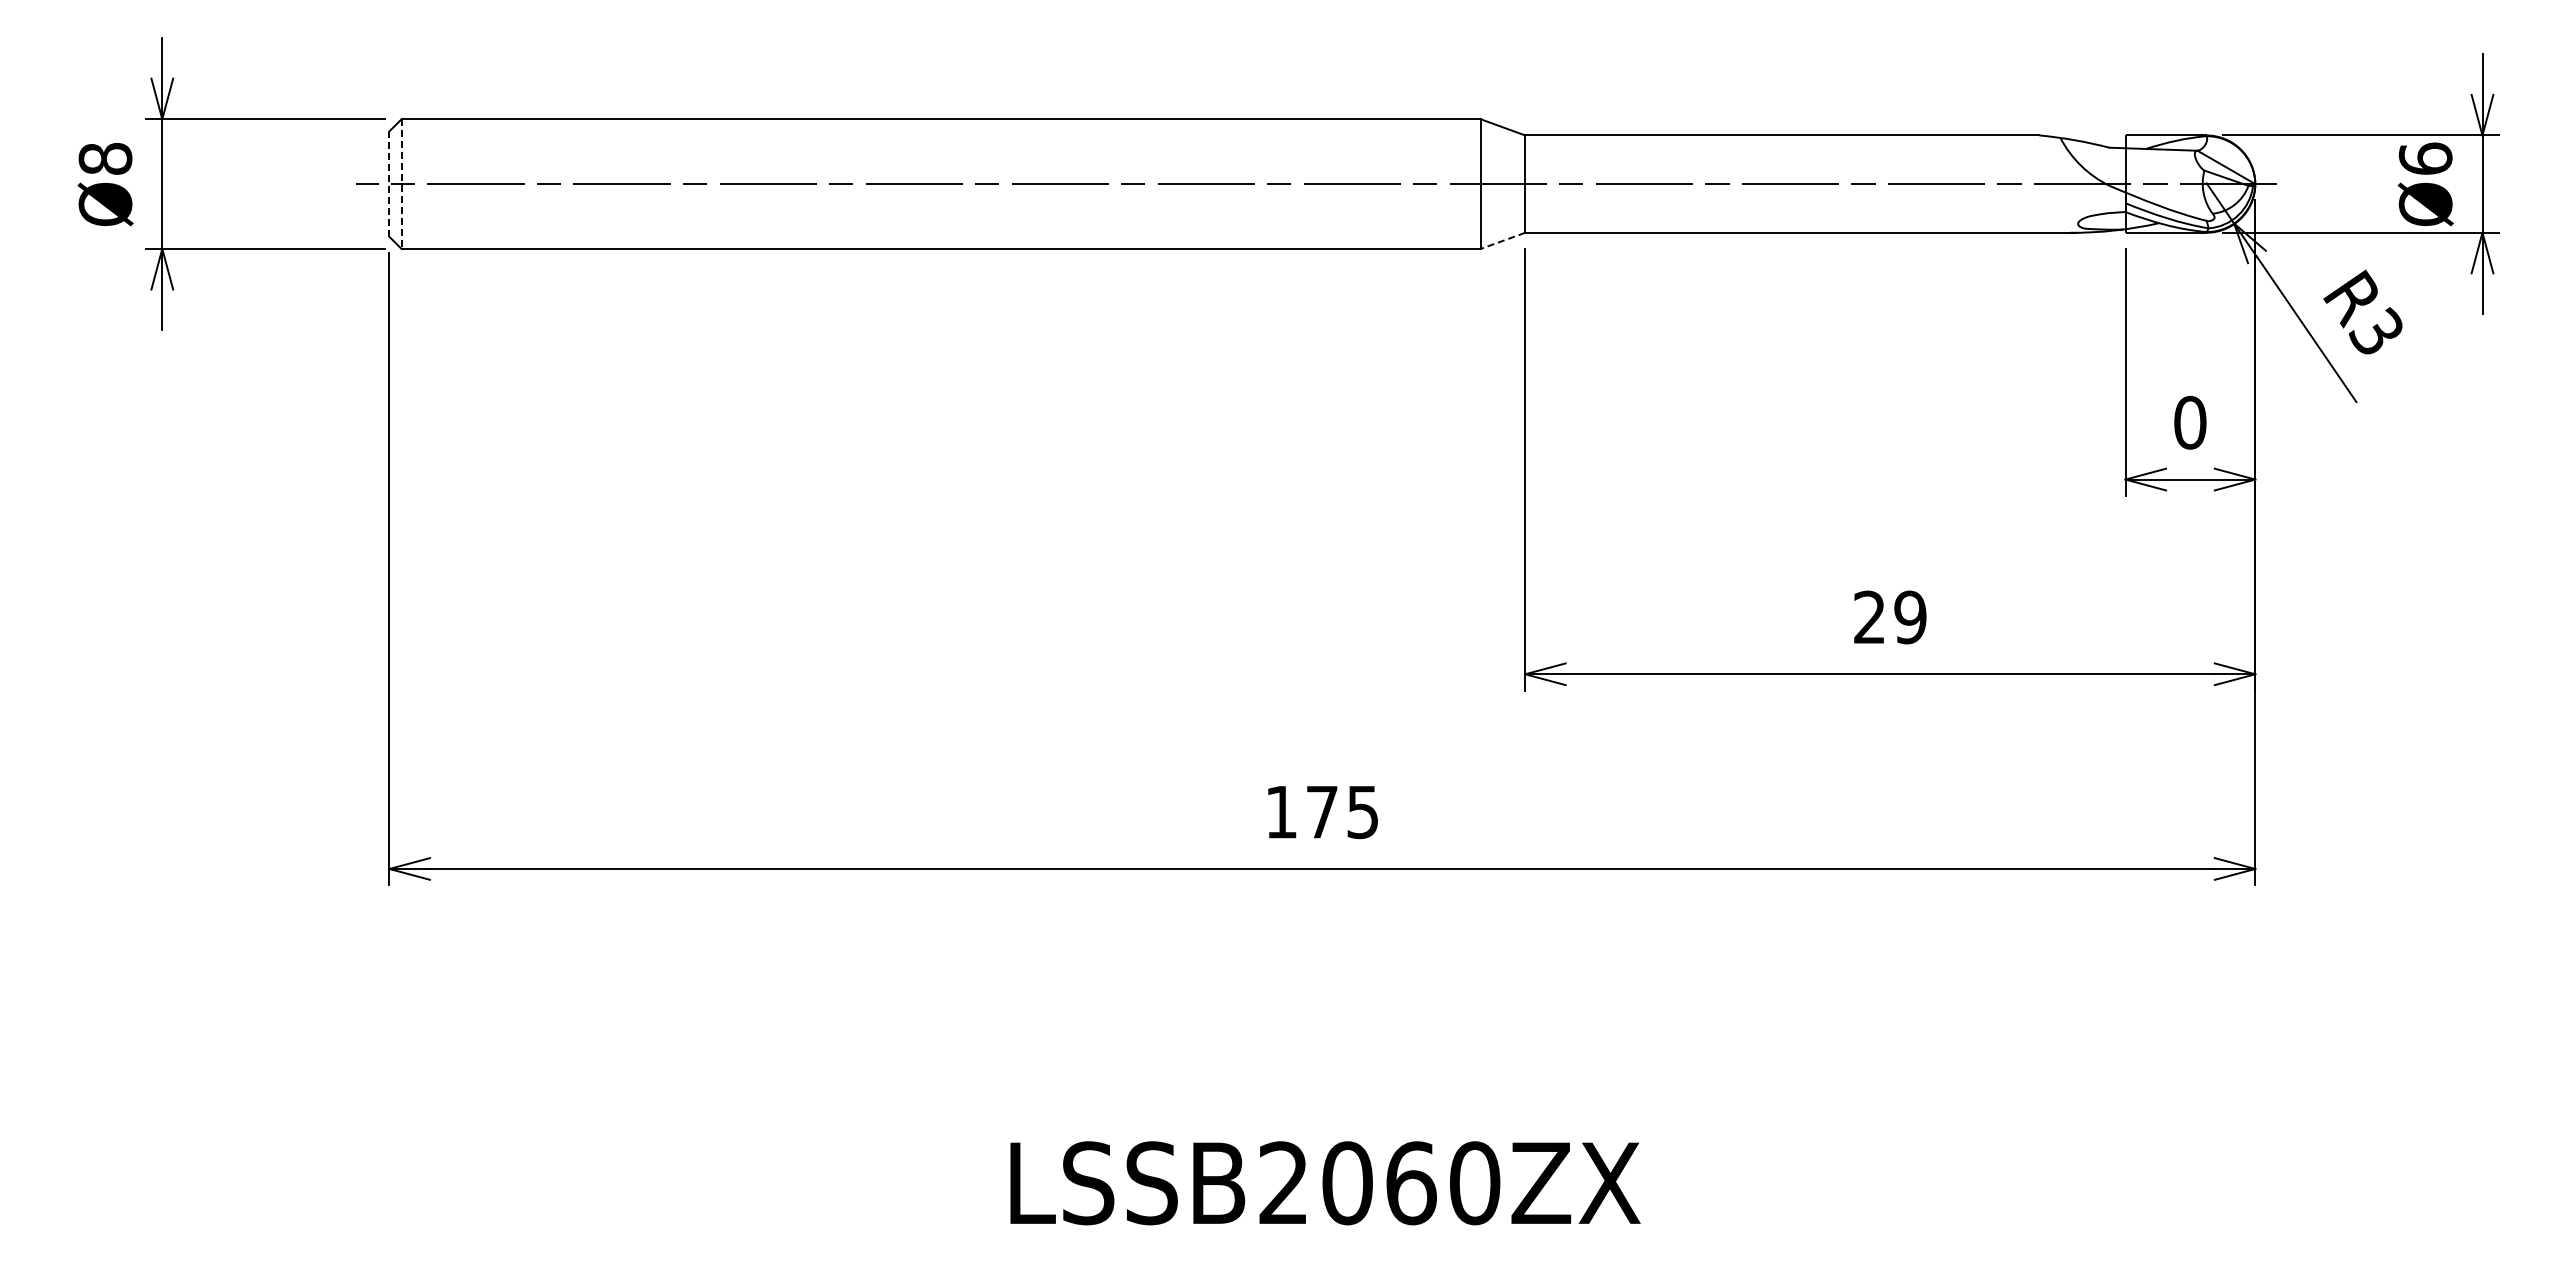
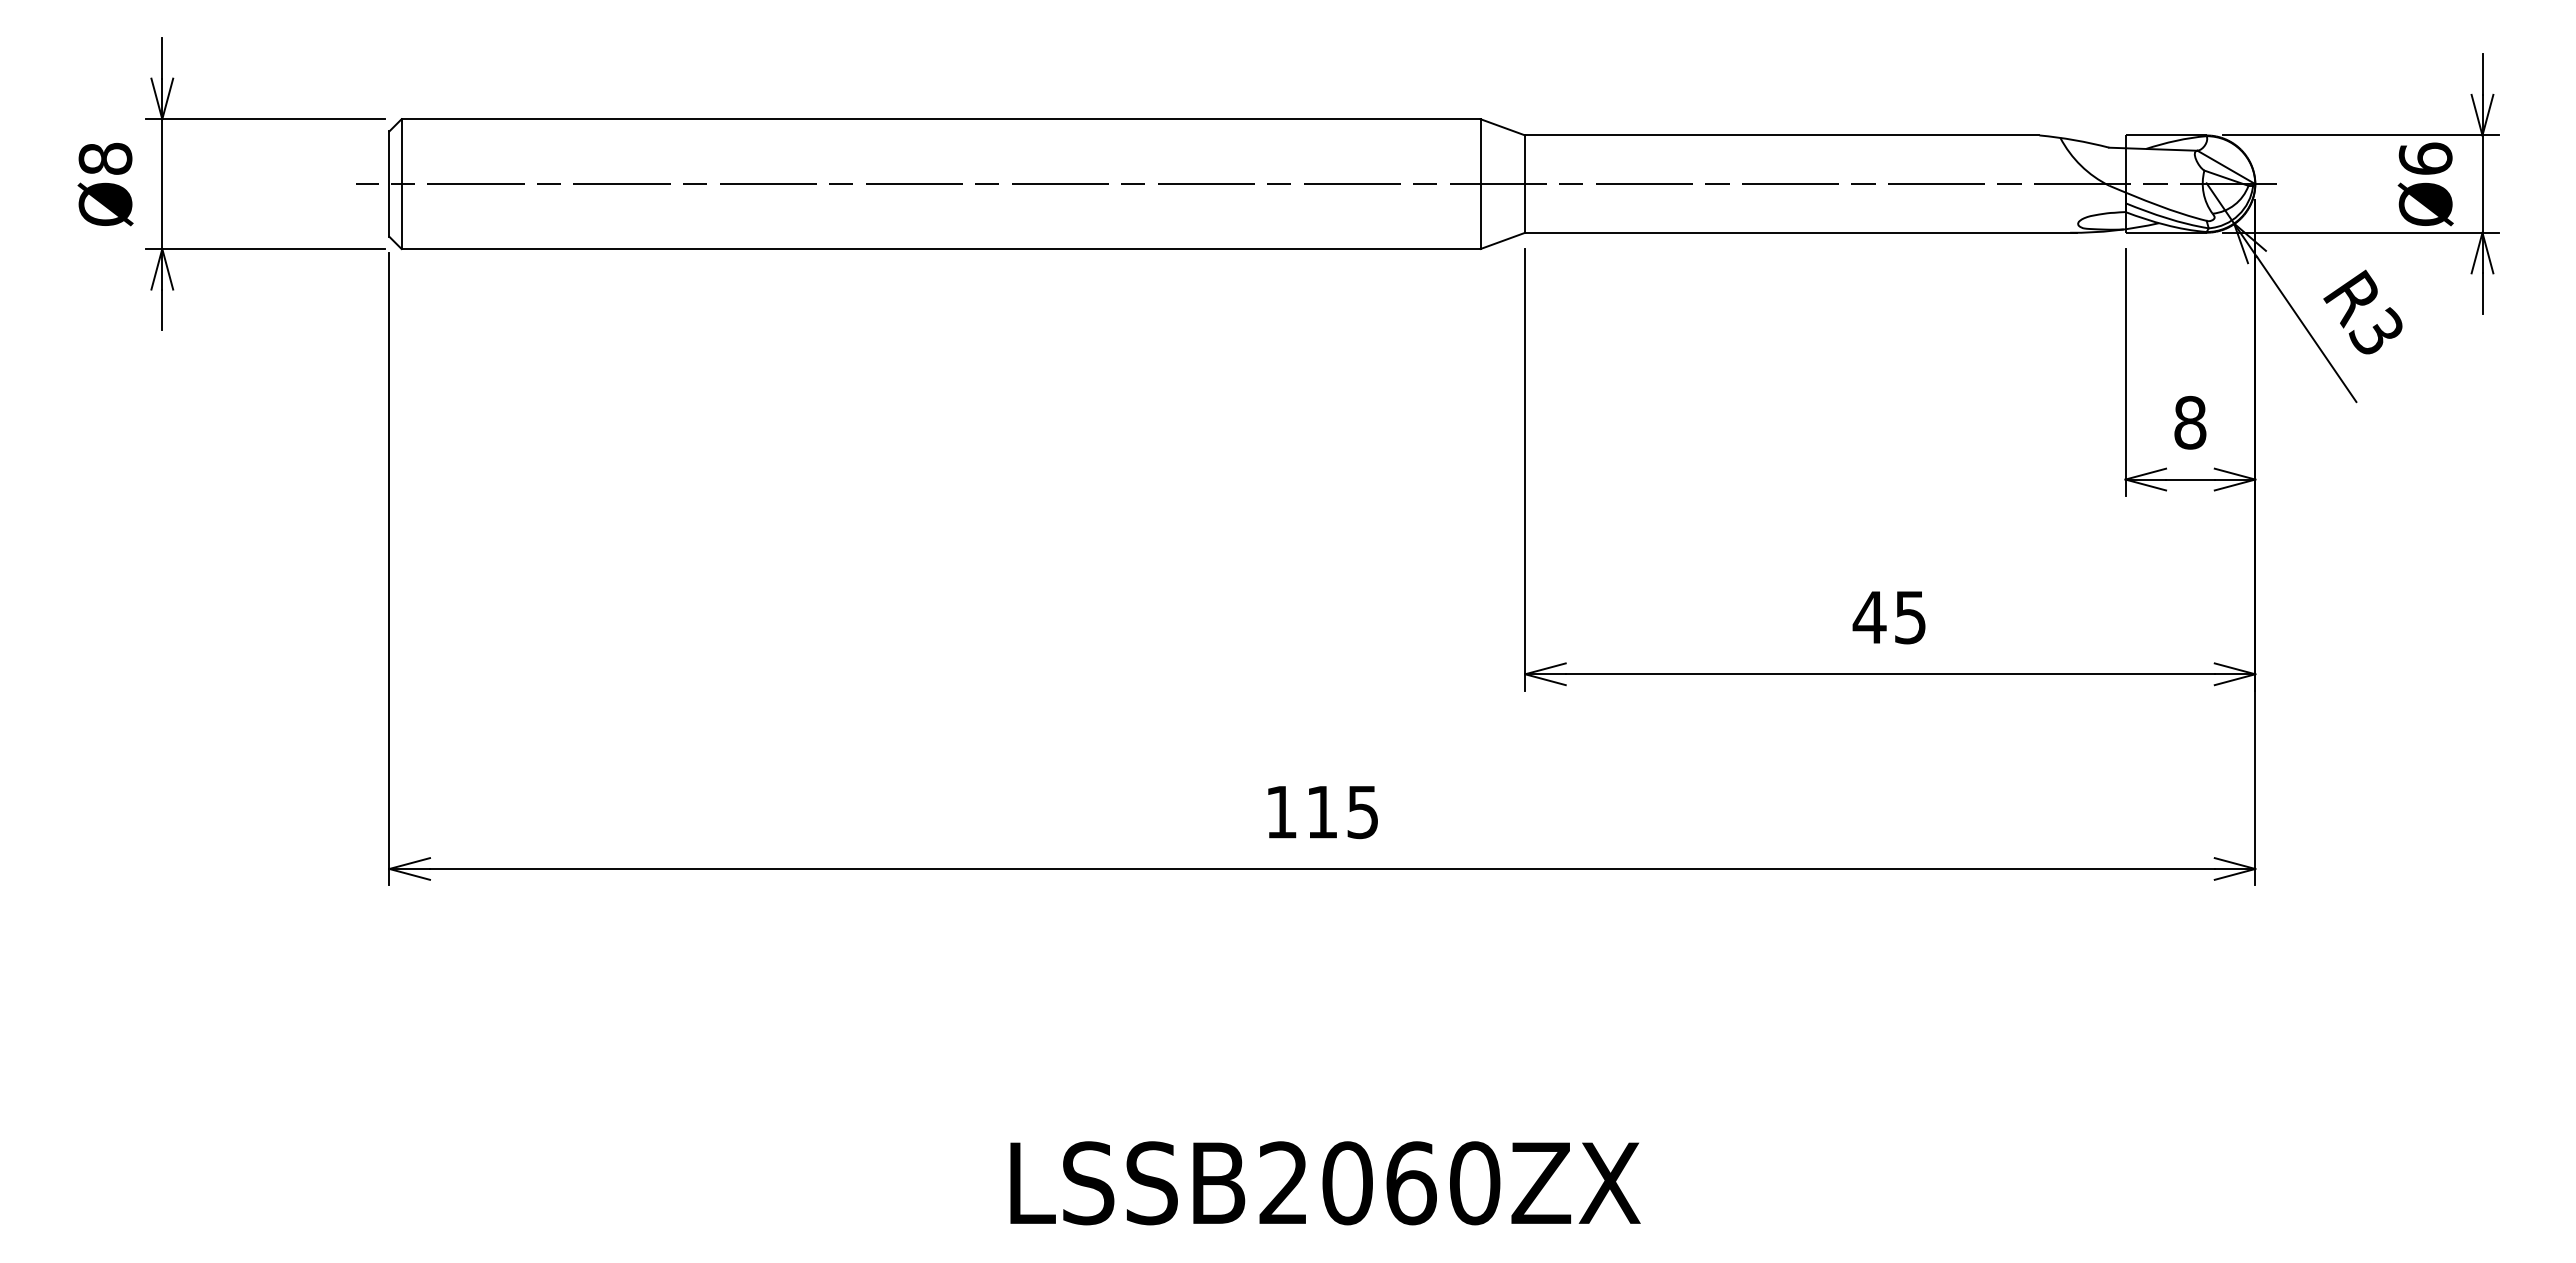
line: dashed -> solid (389, 184)
line: dashed -> solid (401, 184)
line: dashed -> solid (1502, 240)
text: 0 -> 8 (2190, 422)
text: 29 -> 45 (1889, 617)
text: 175 -> 115 (1322, 812)
